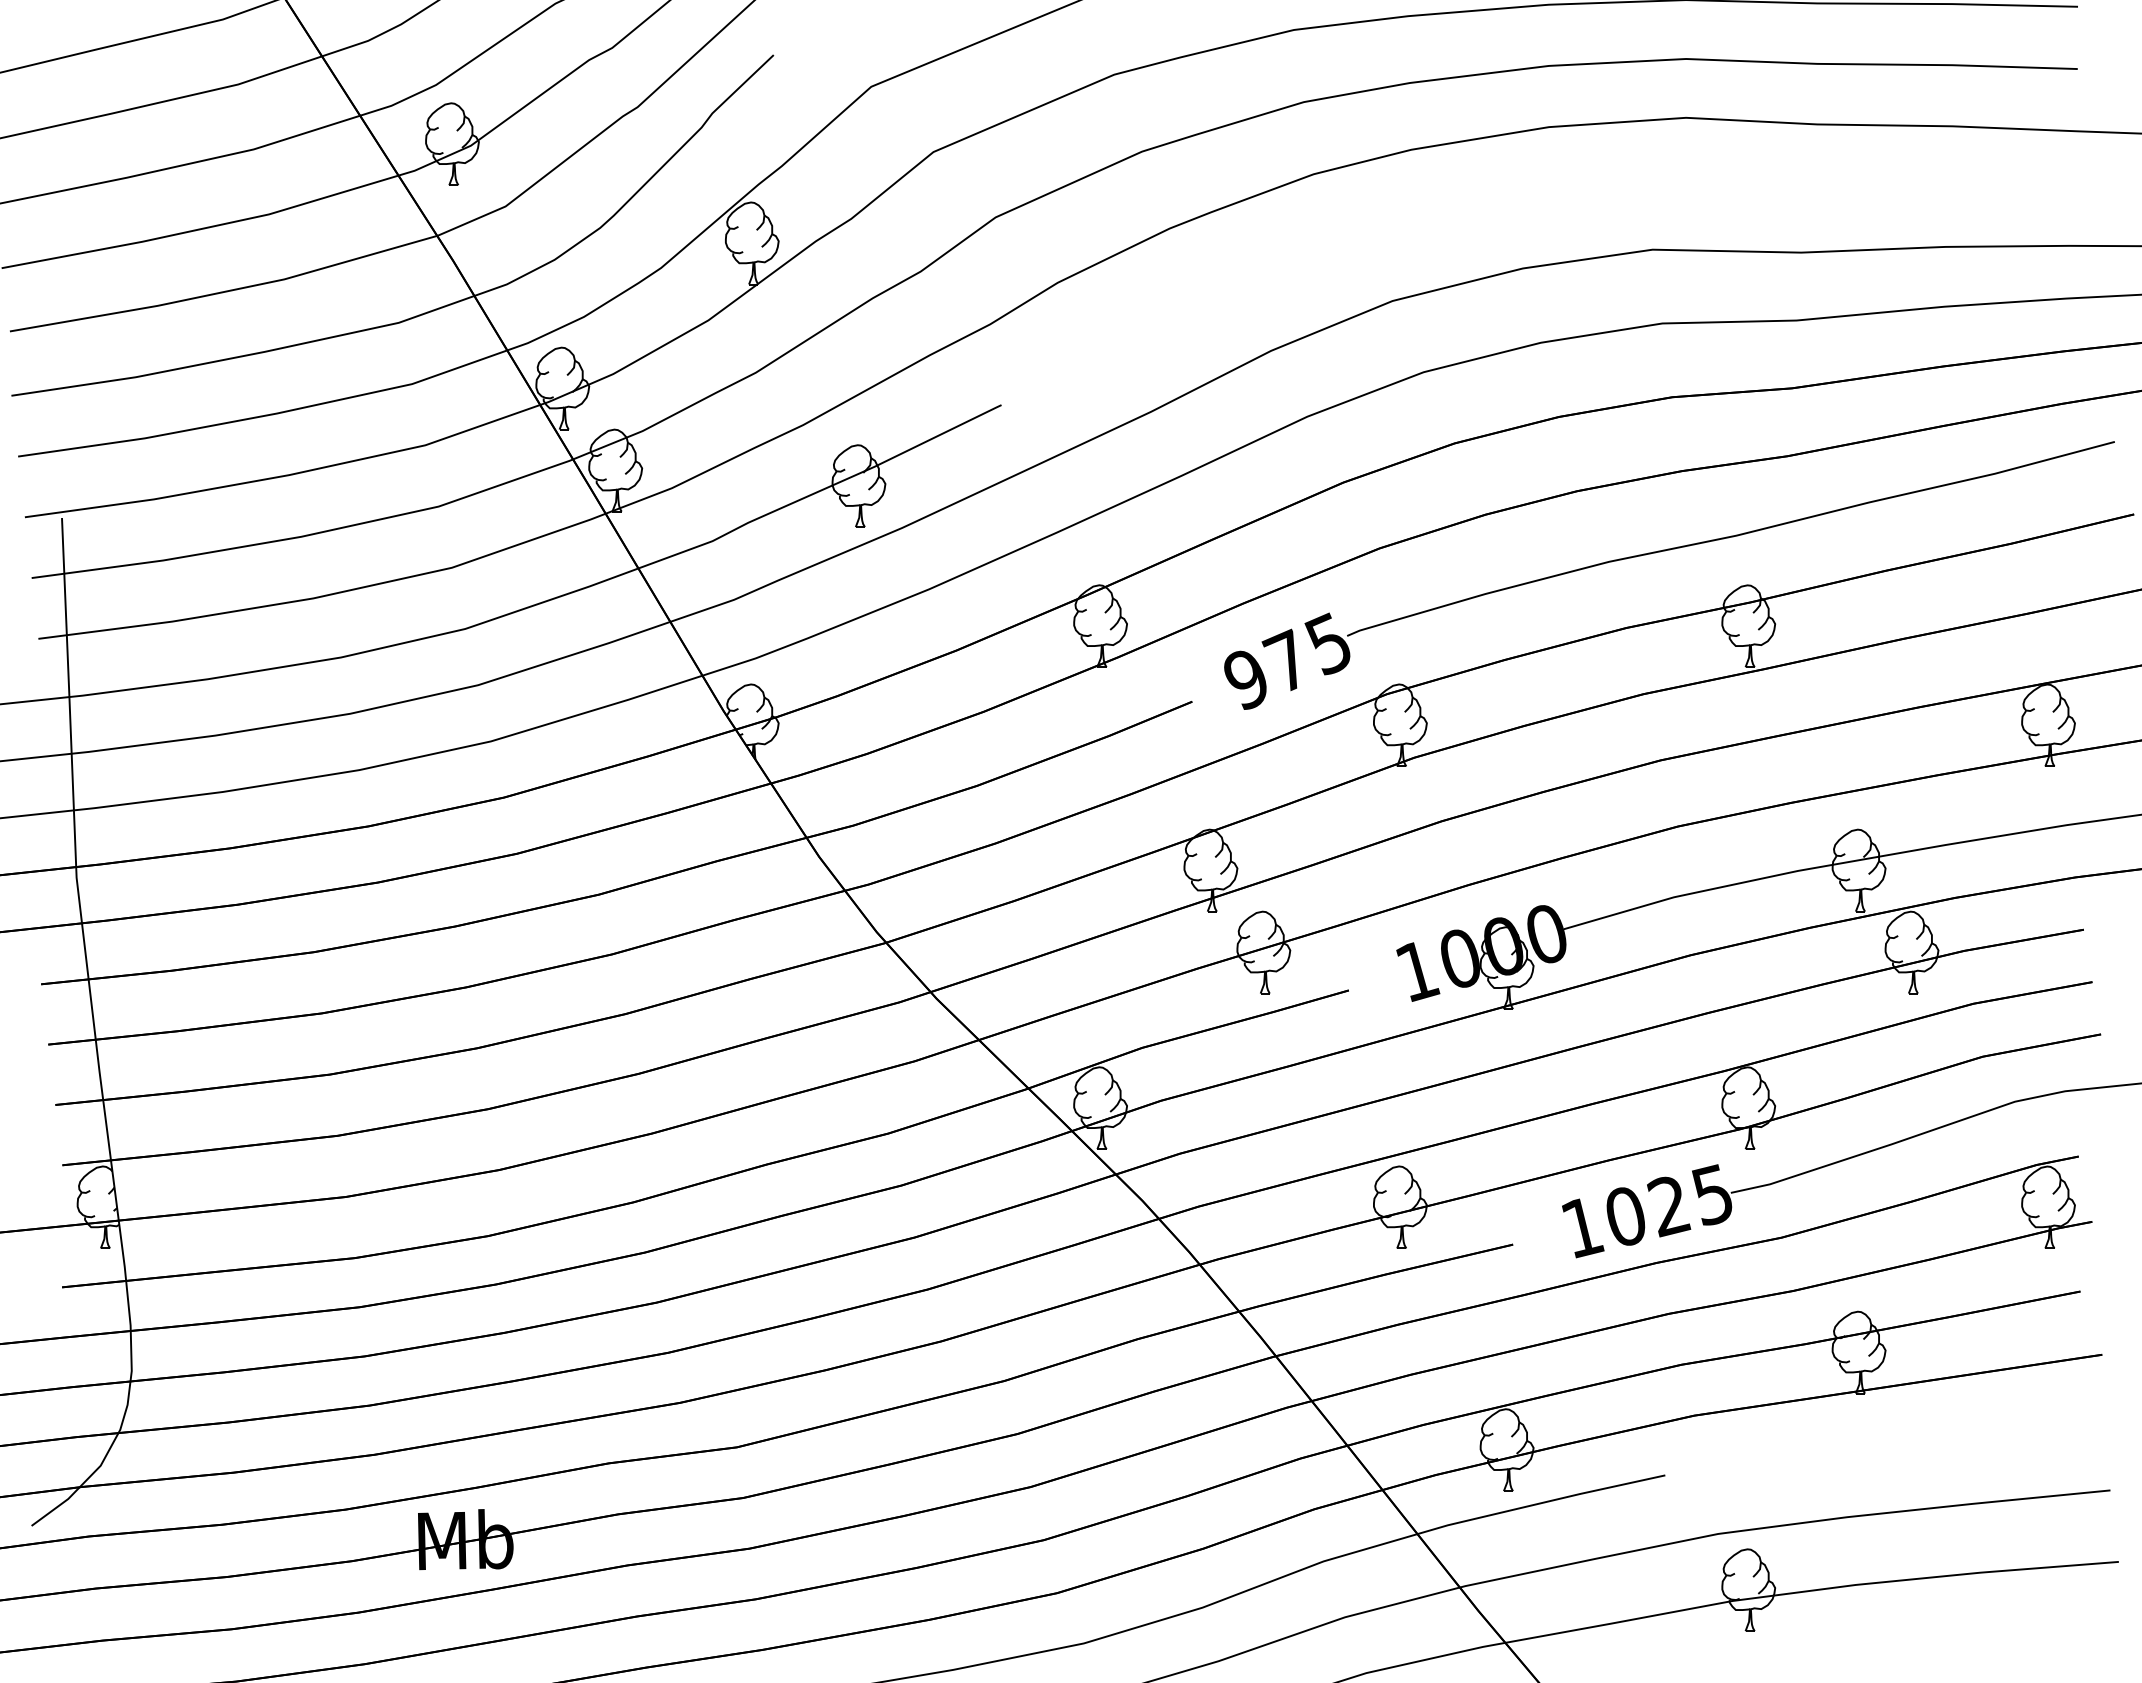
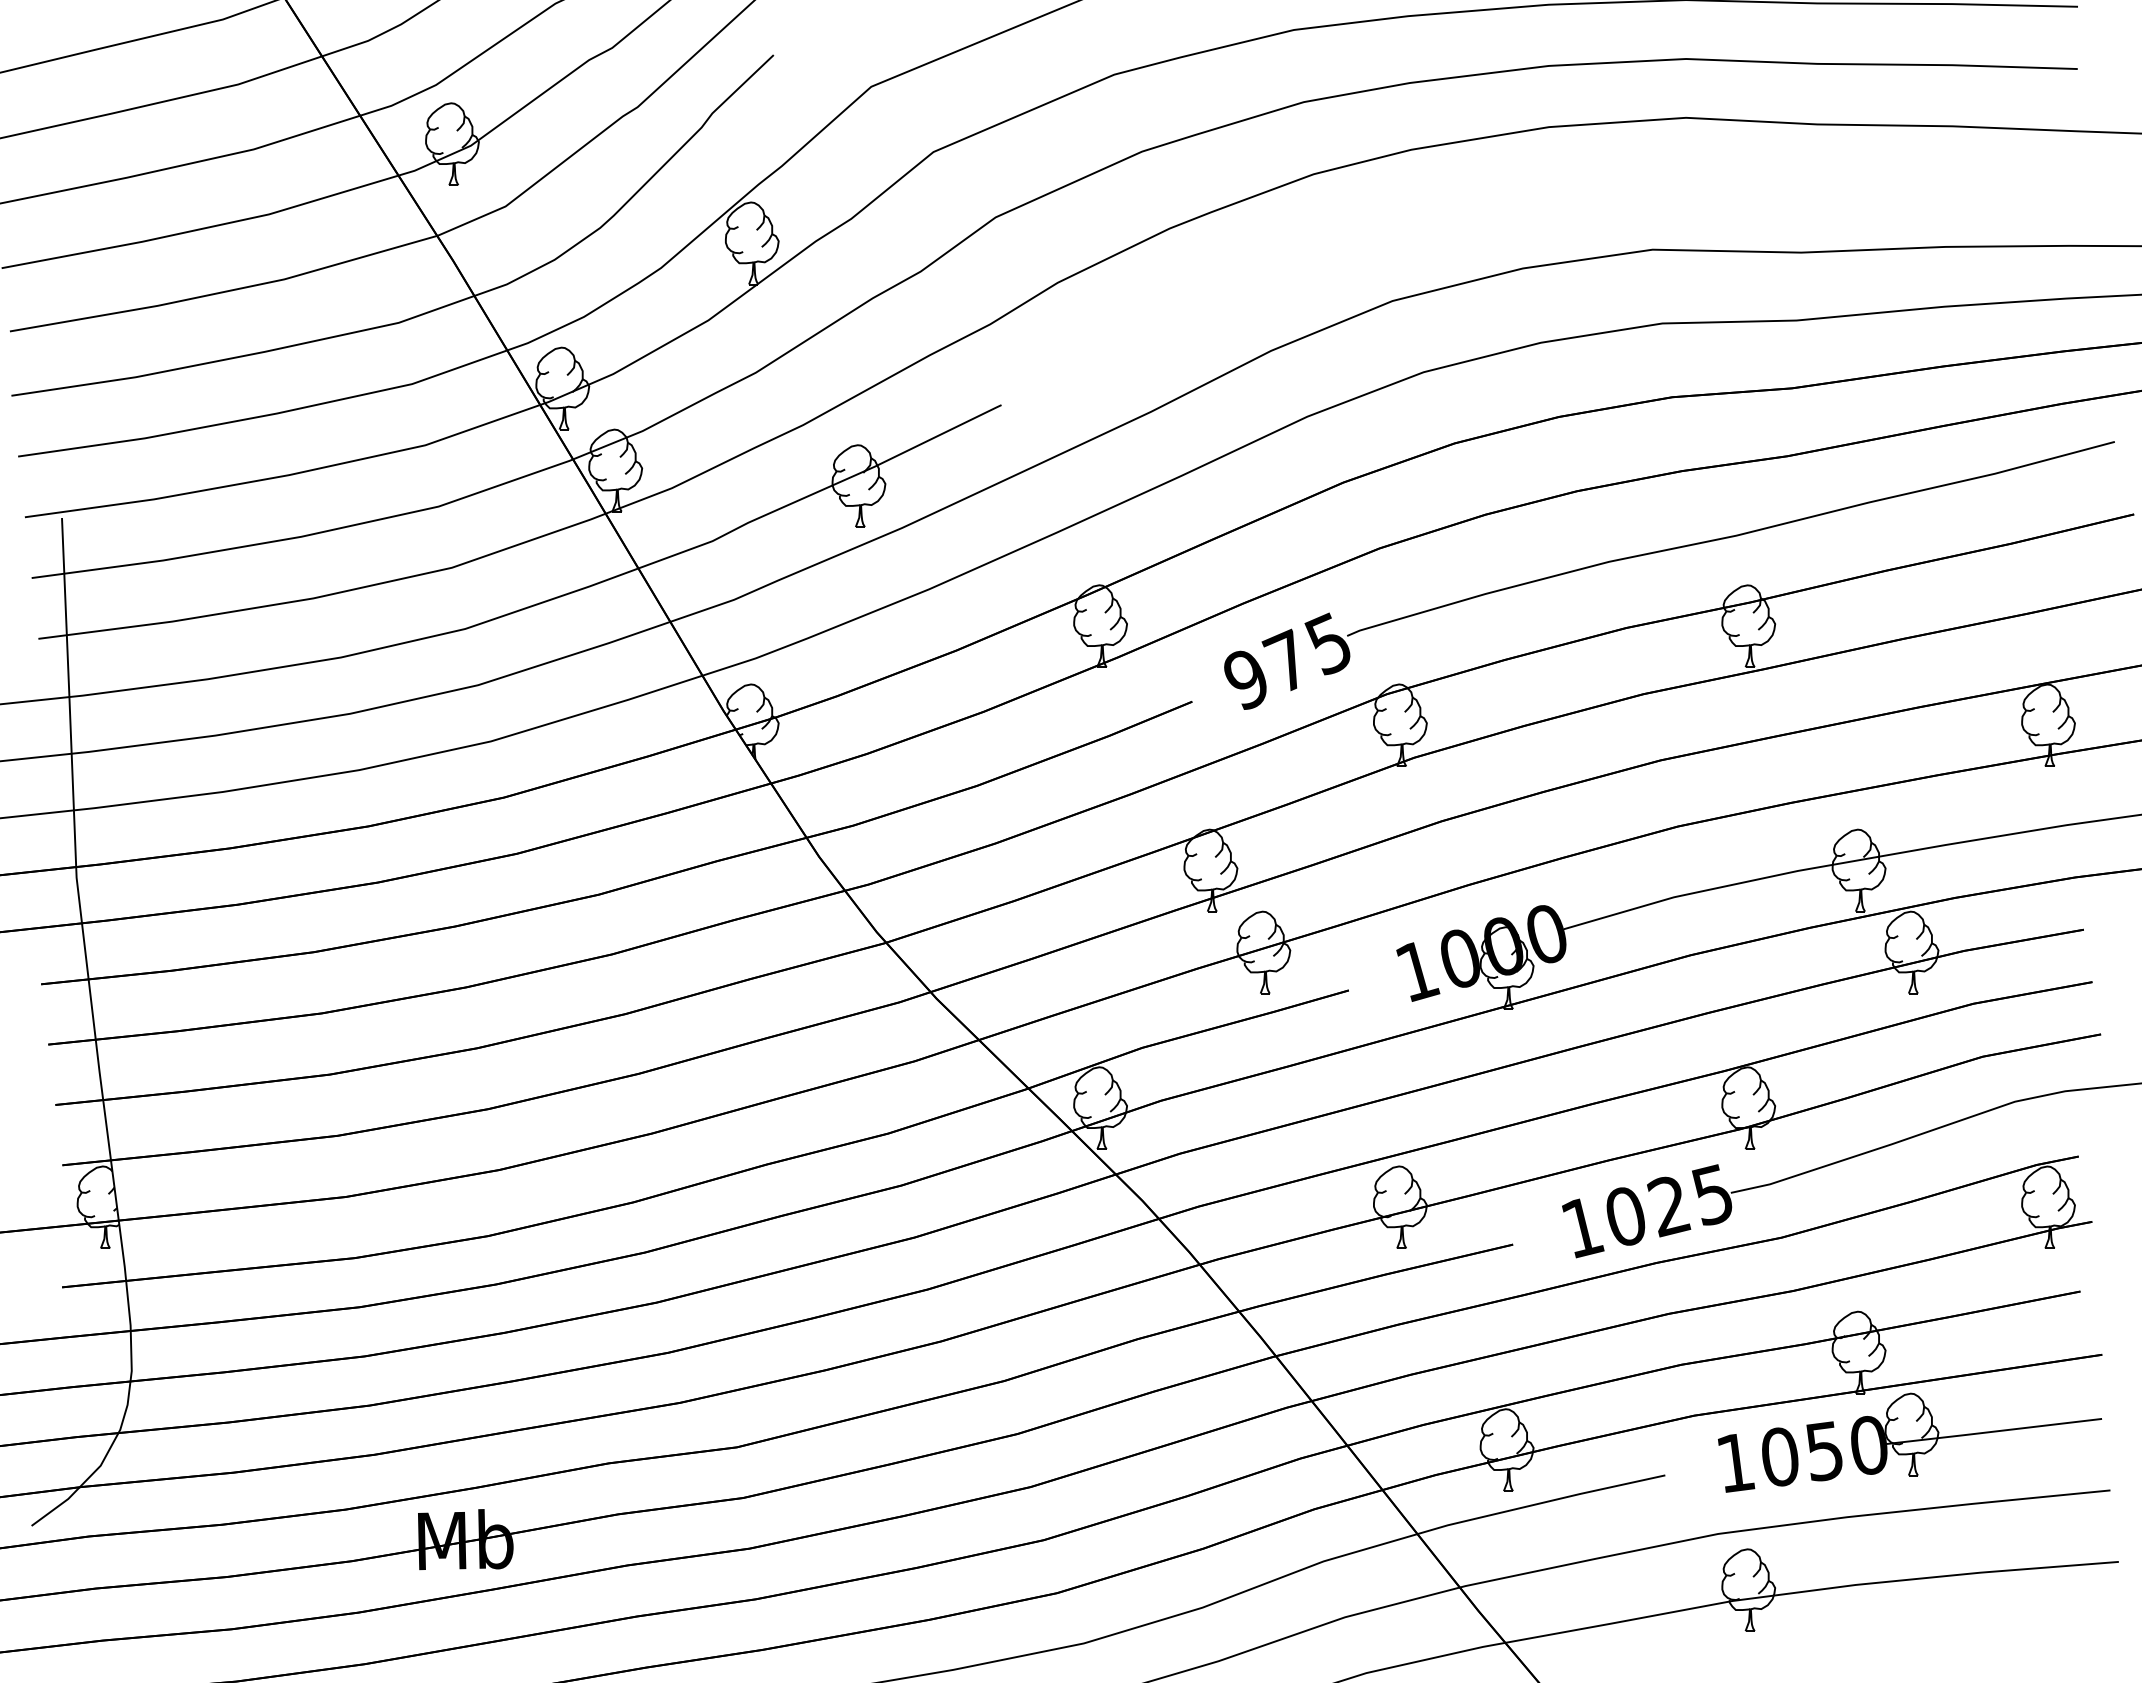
part: none -> present (1909, 1442)
